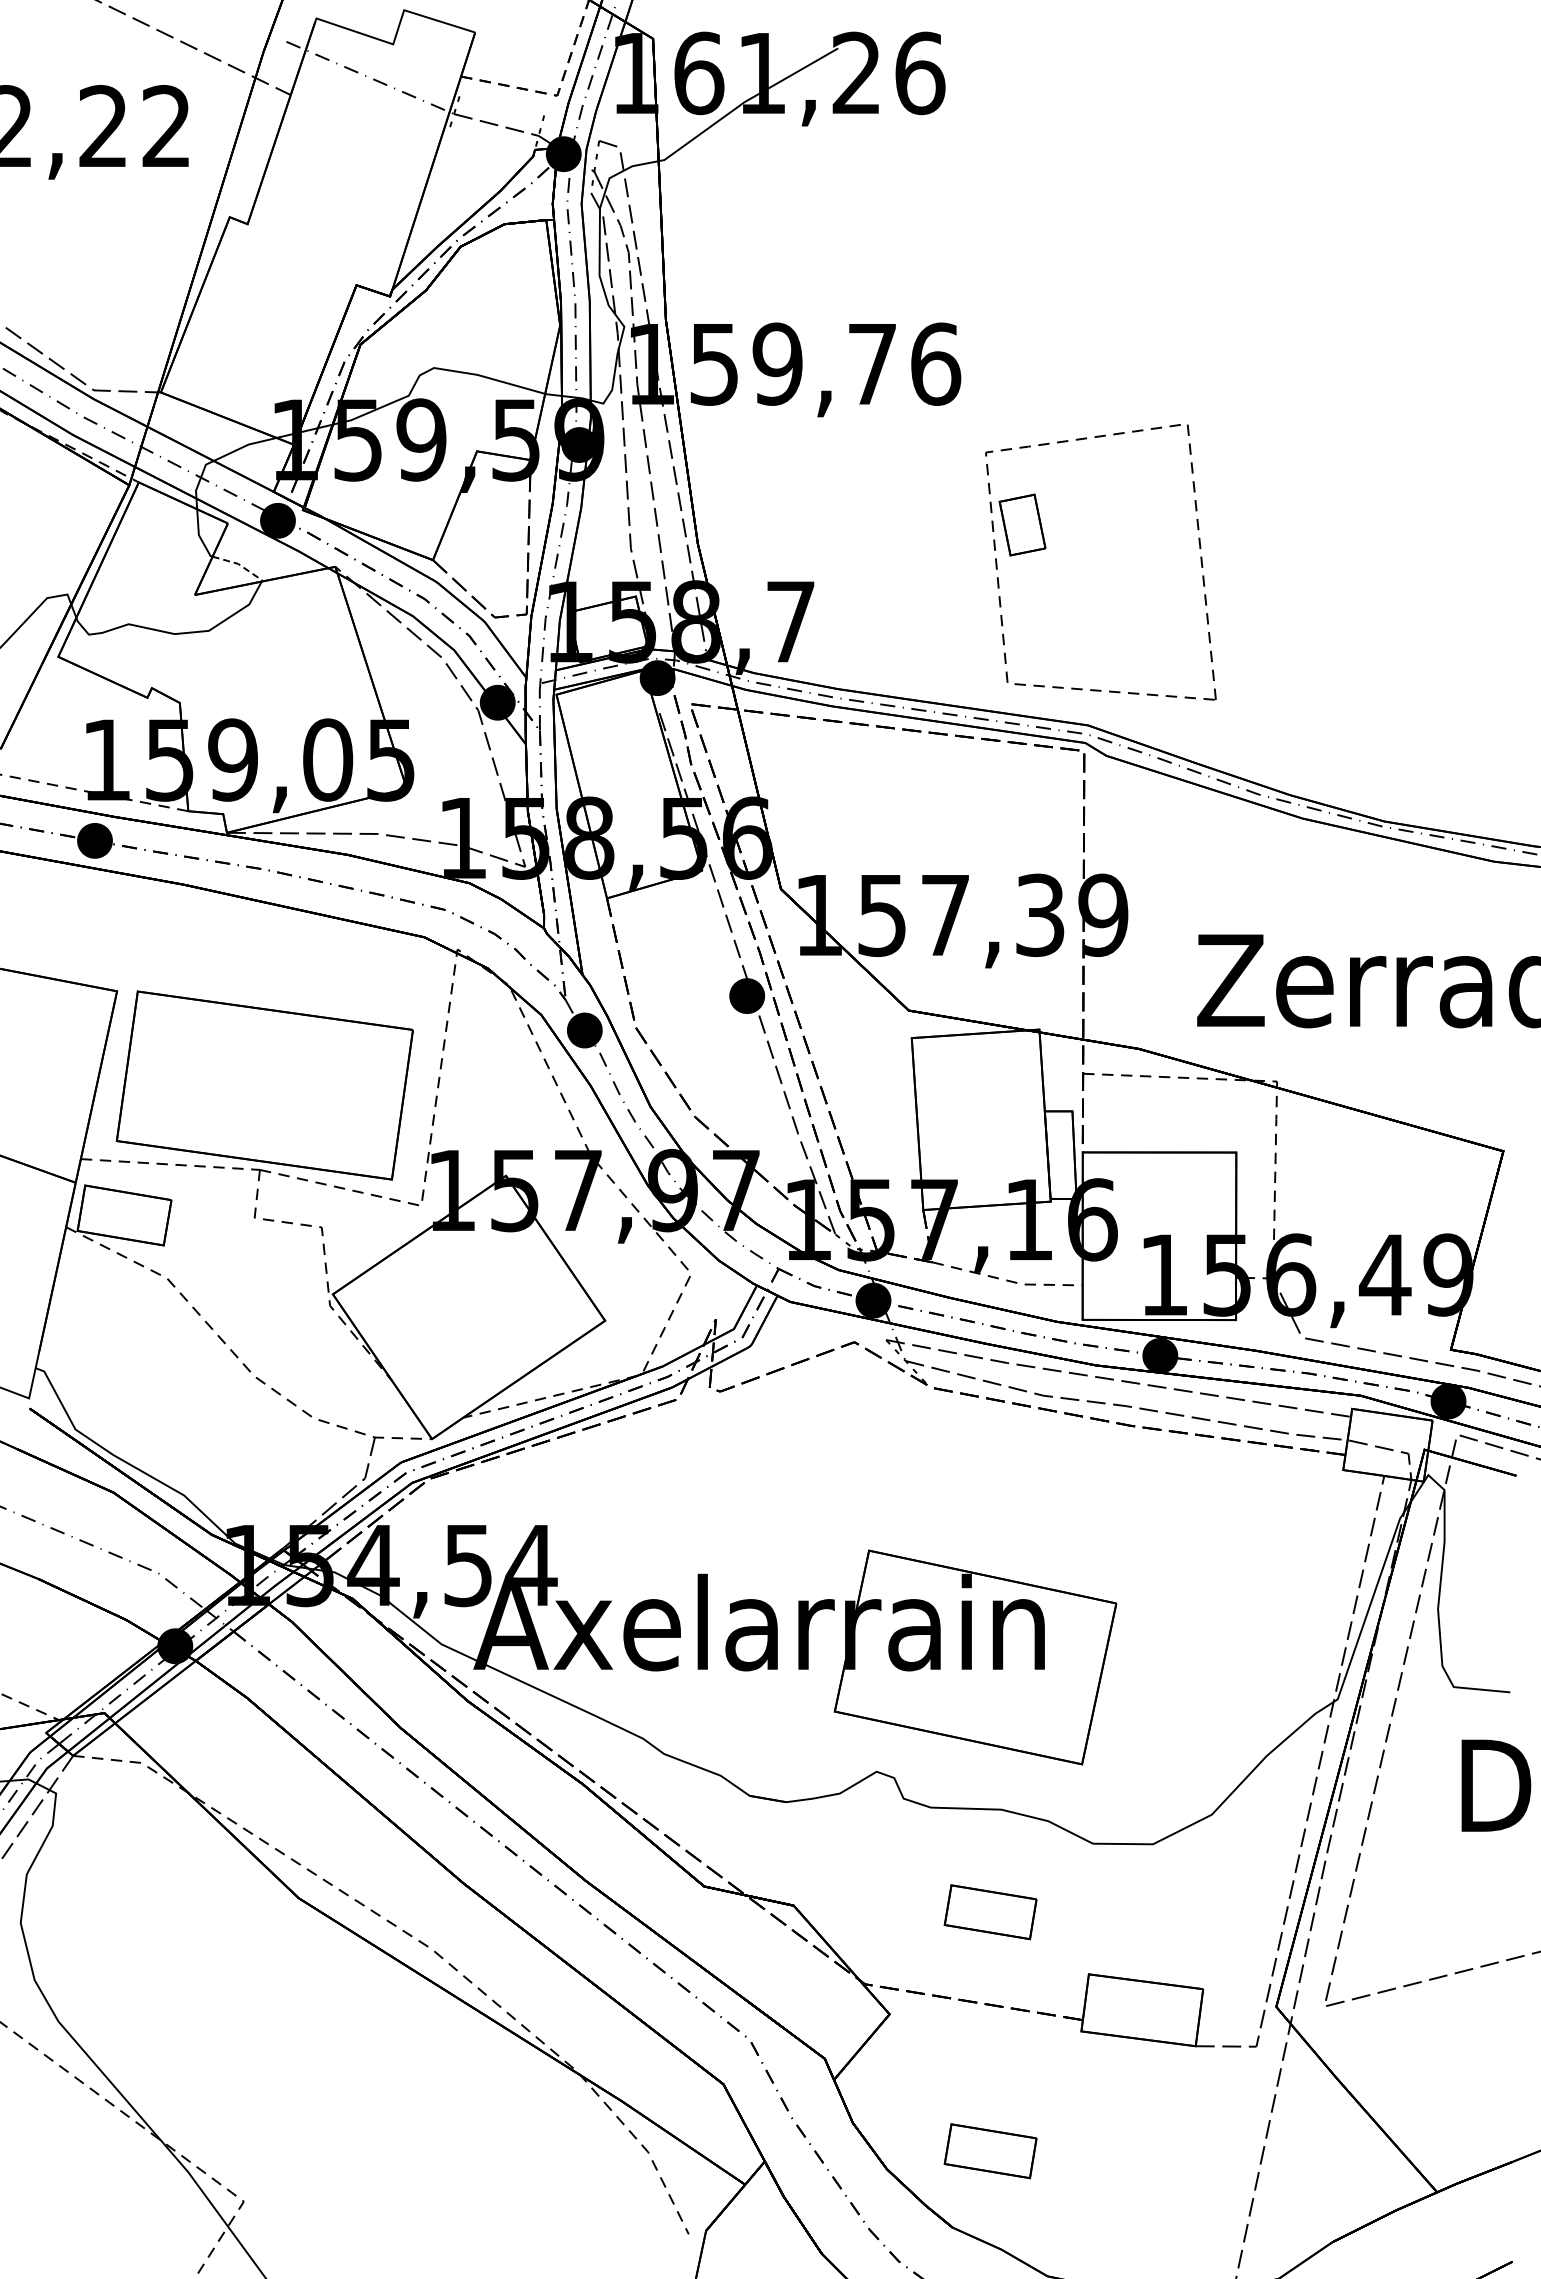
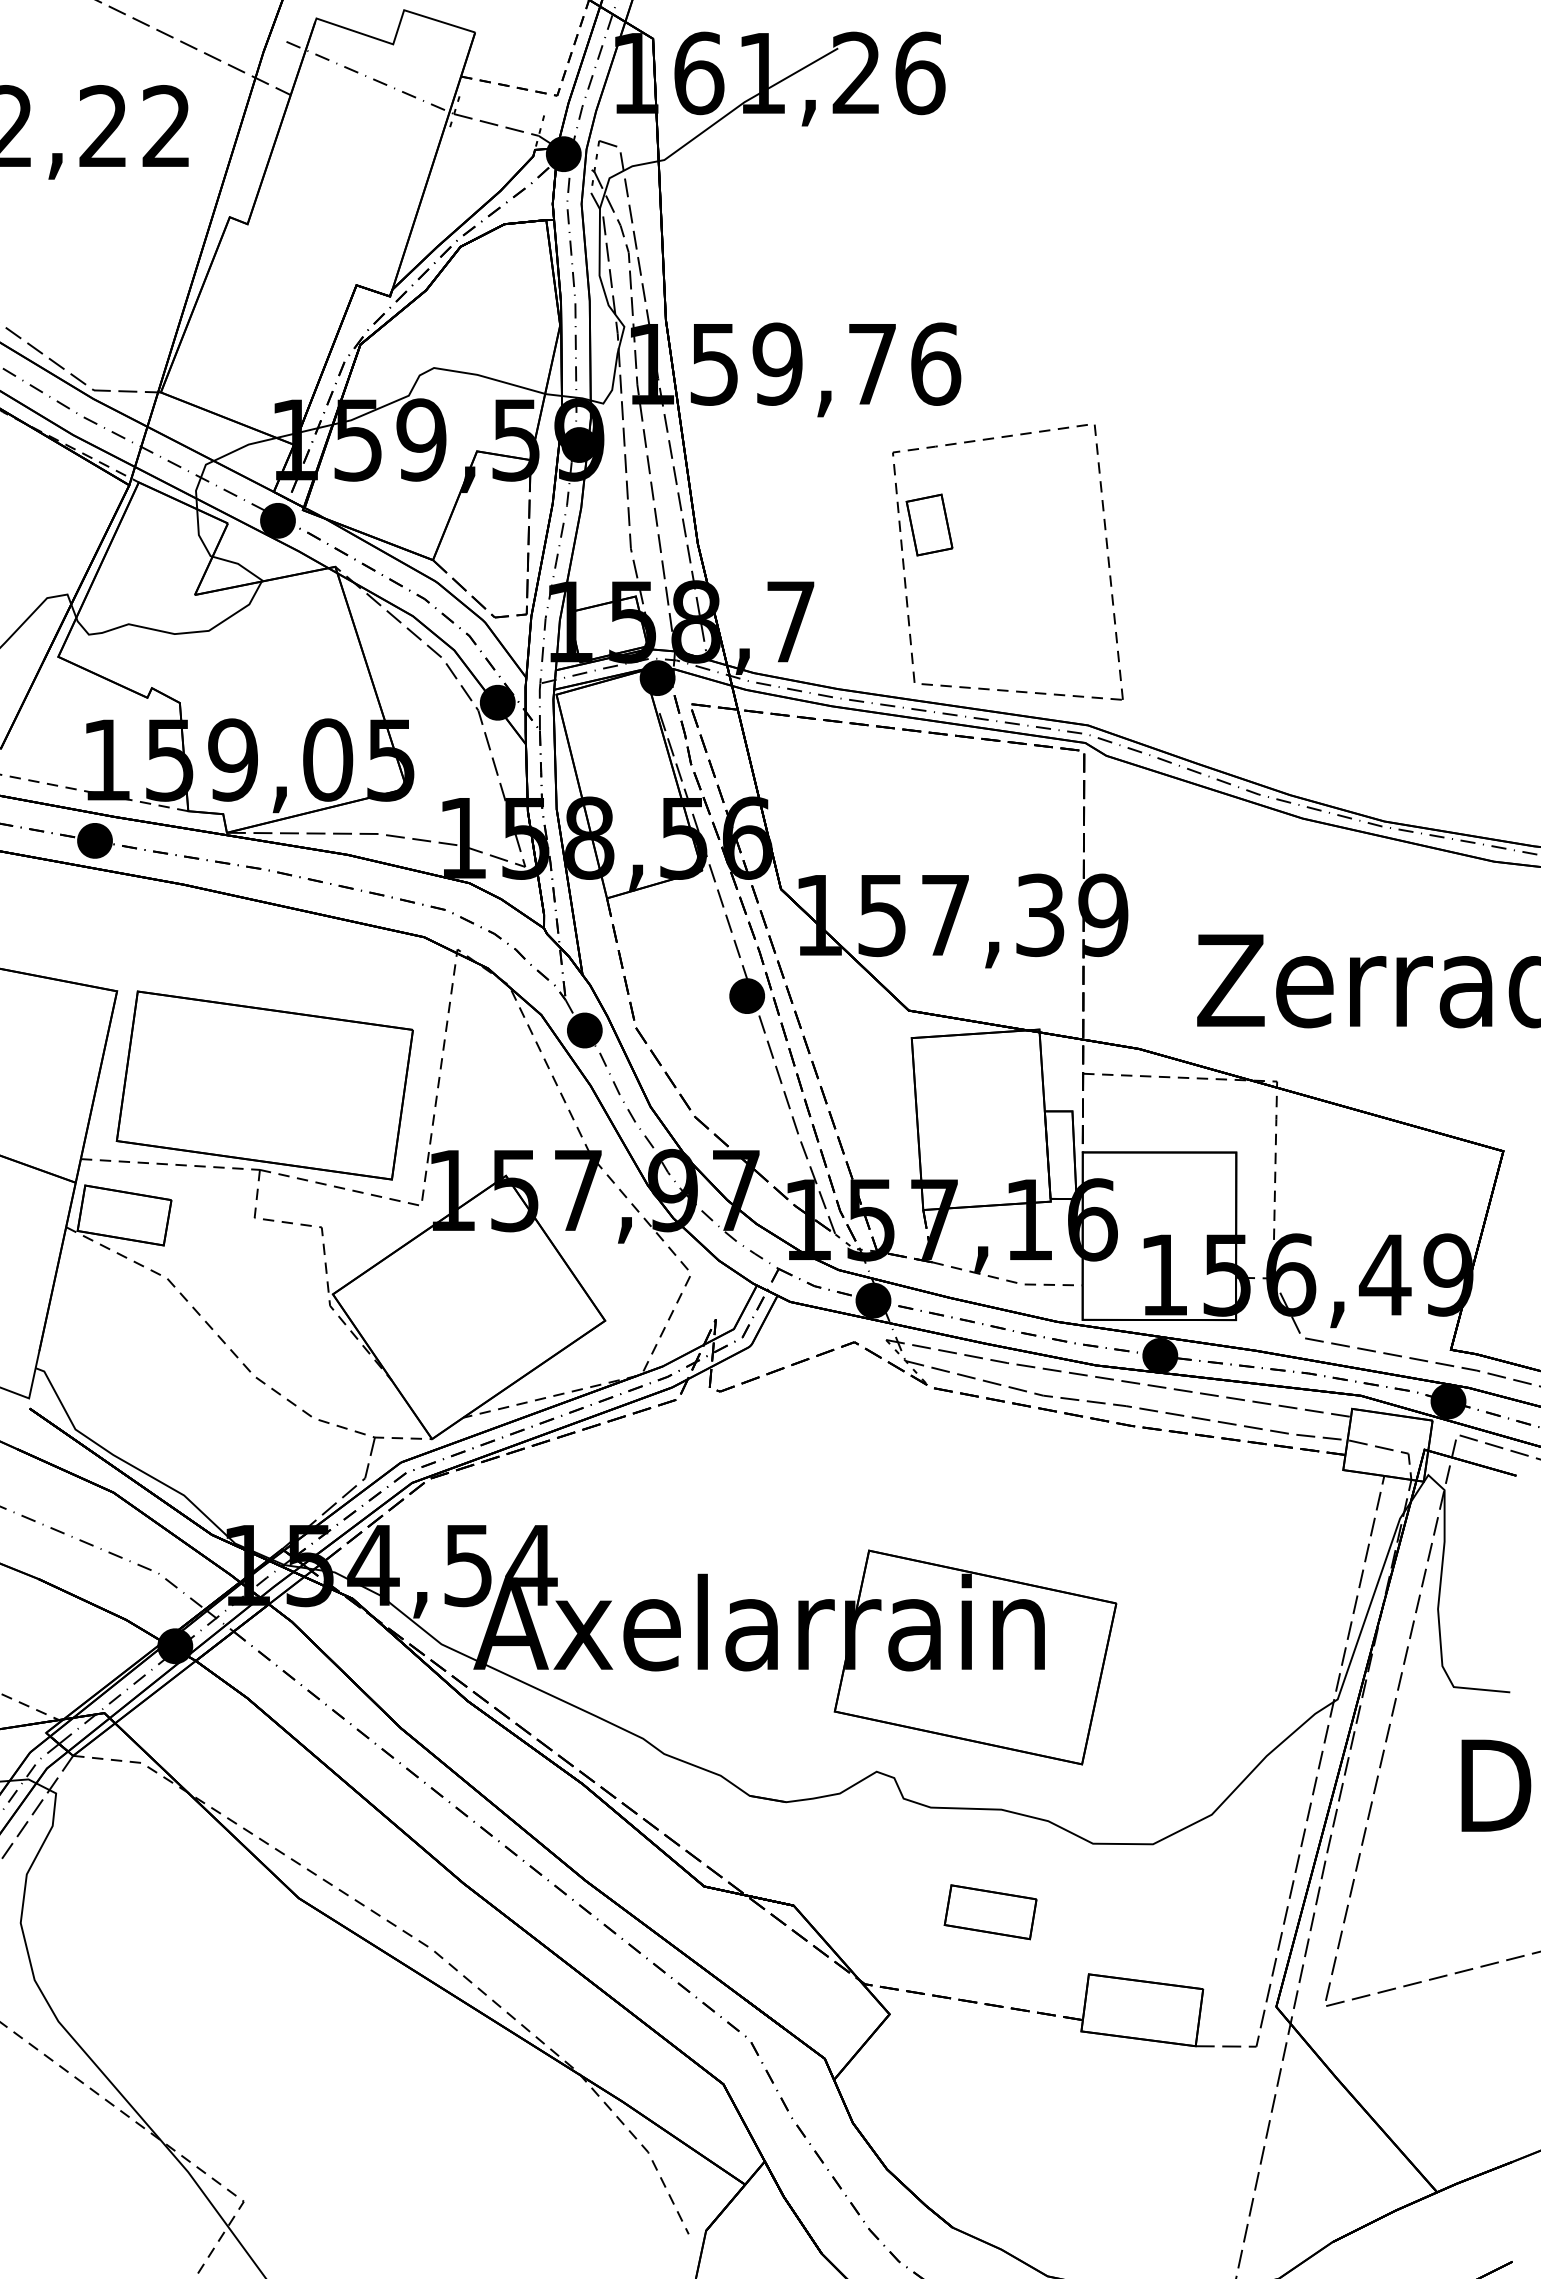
part position: (1046, 548) -> (953, 548) (953, 548)
line: dashed -> solid (240, 565)
part: present -> none (990, 2151)
